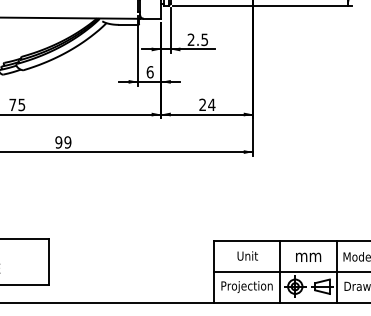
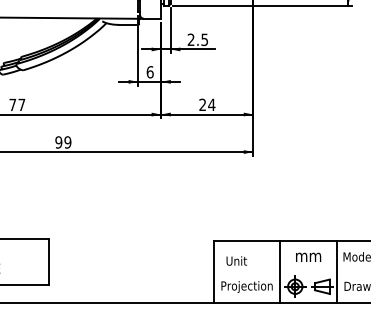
text: 75 -> 77 (21, 105)
text position: (247, 255) -> (236, 260) (236, 260)
line: present -> none (290, 271)
